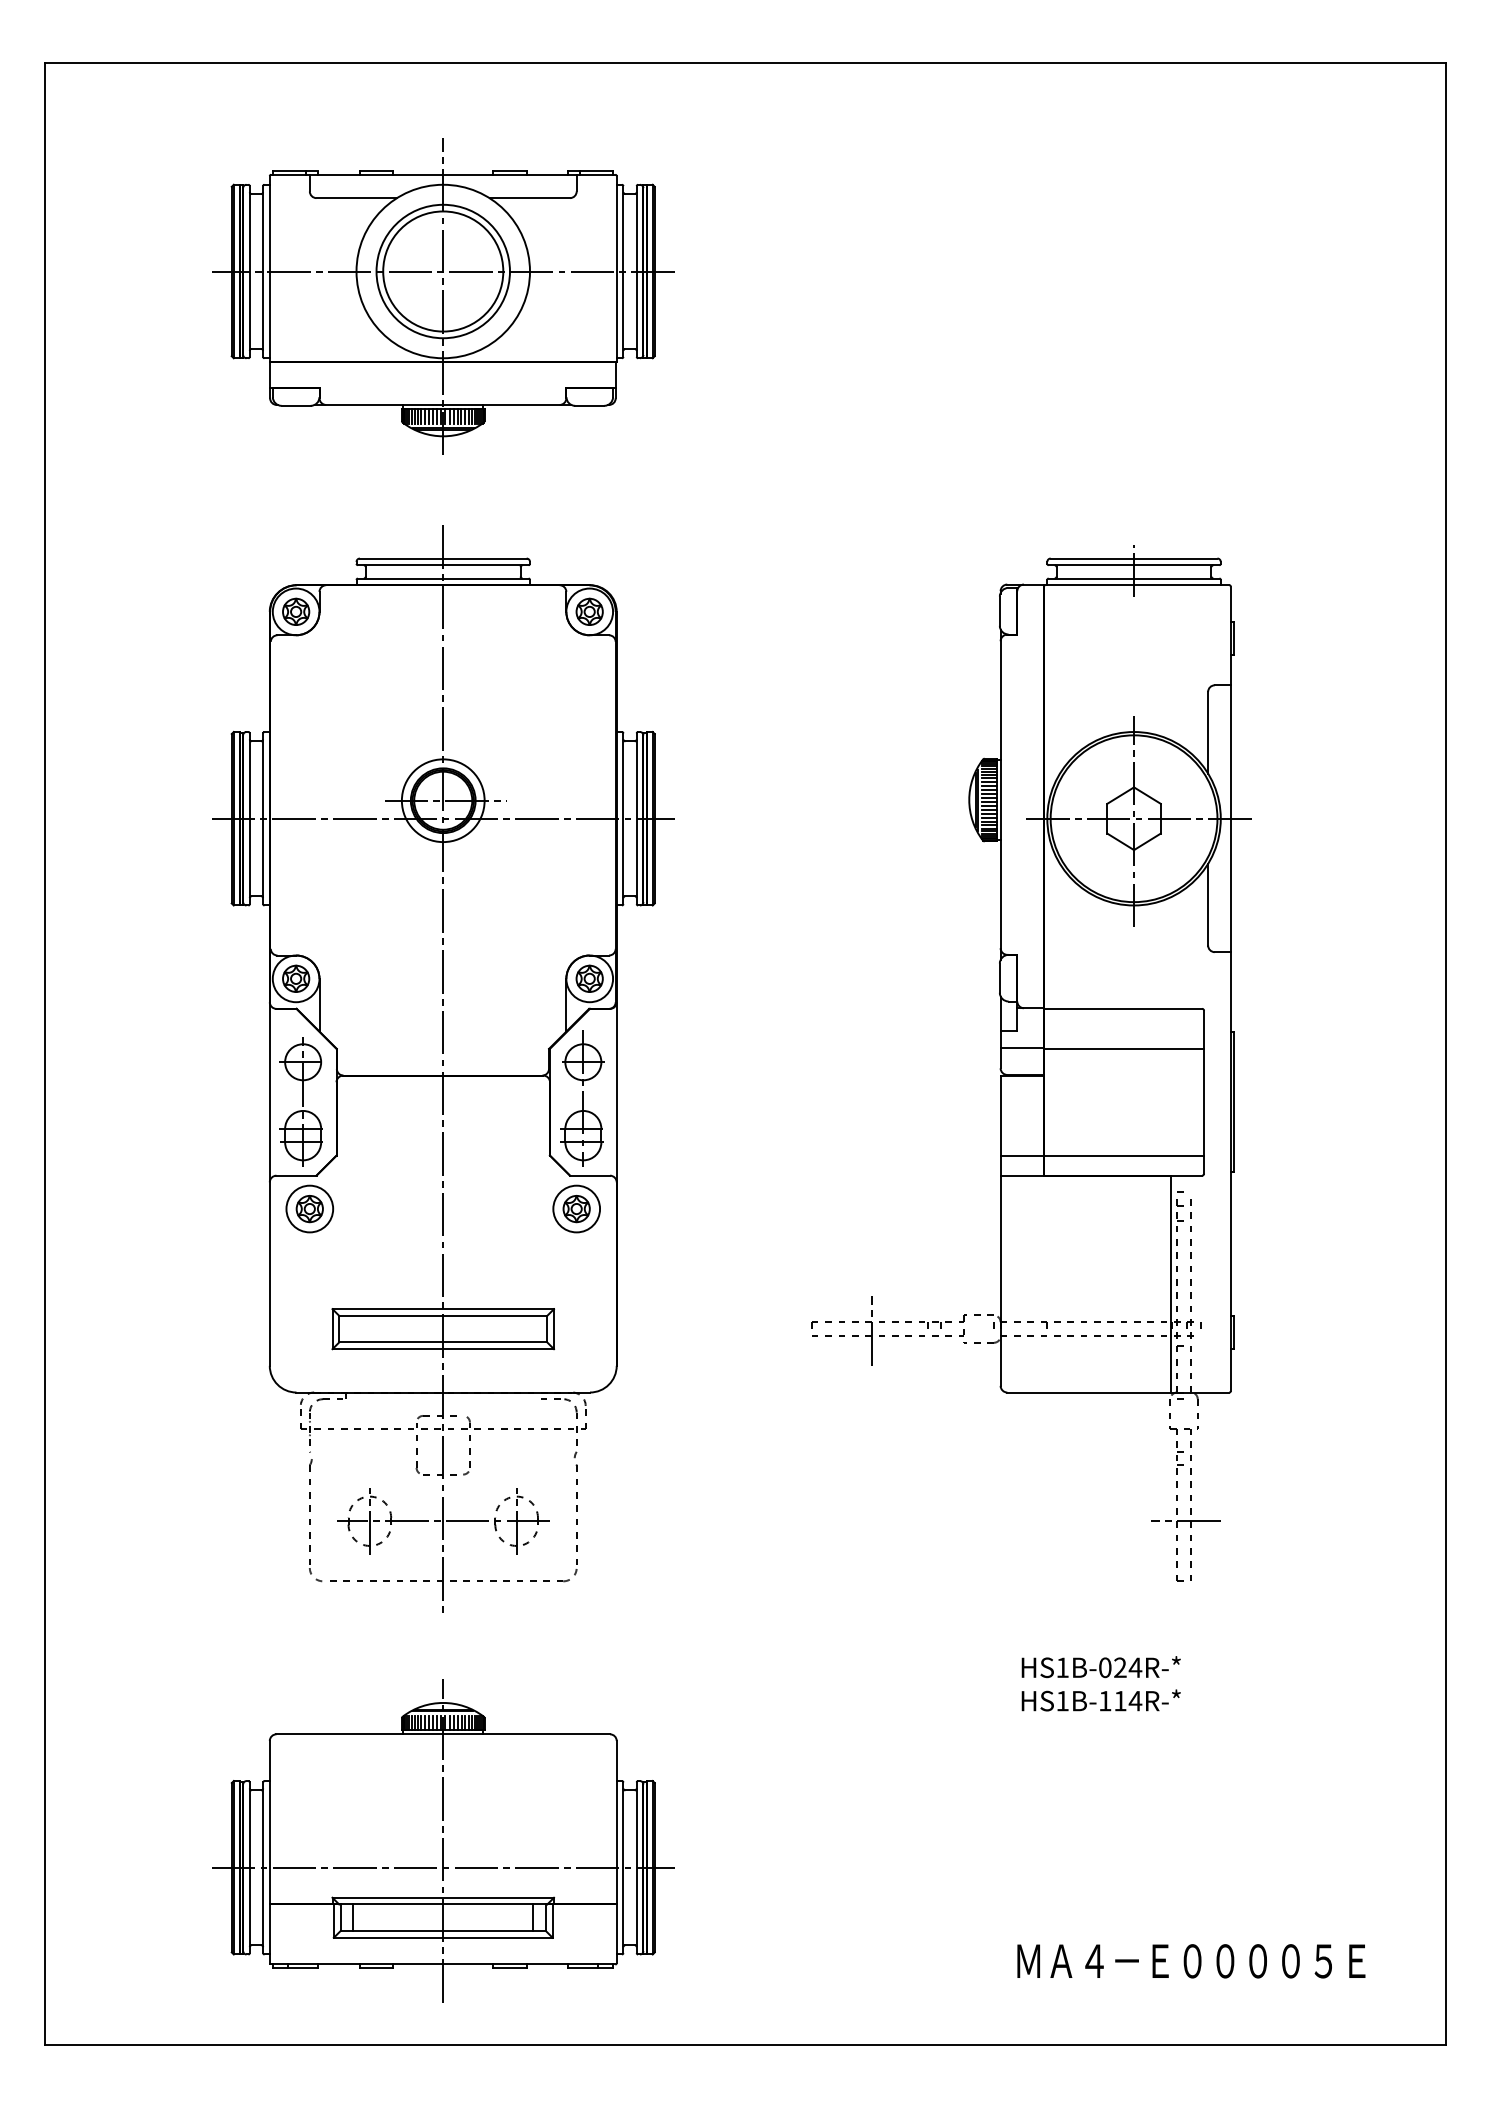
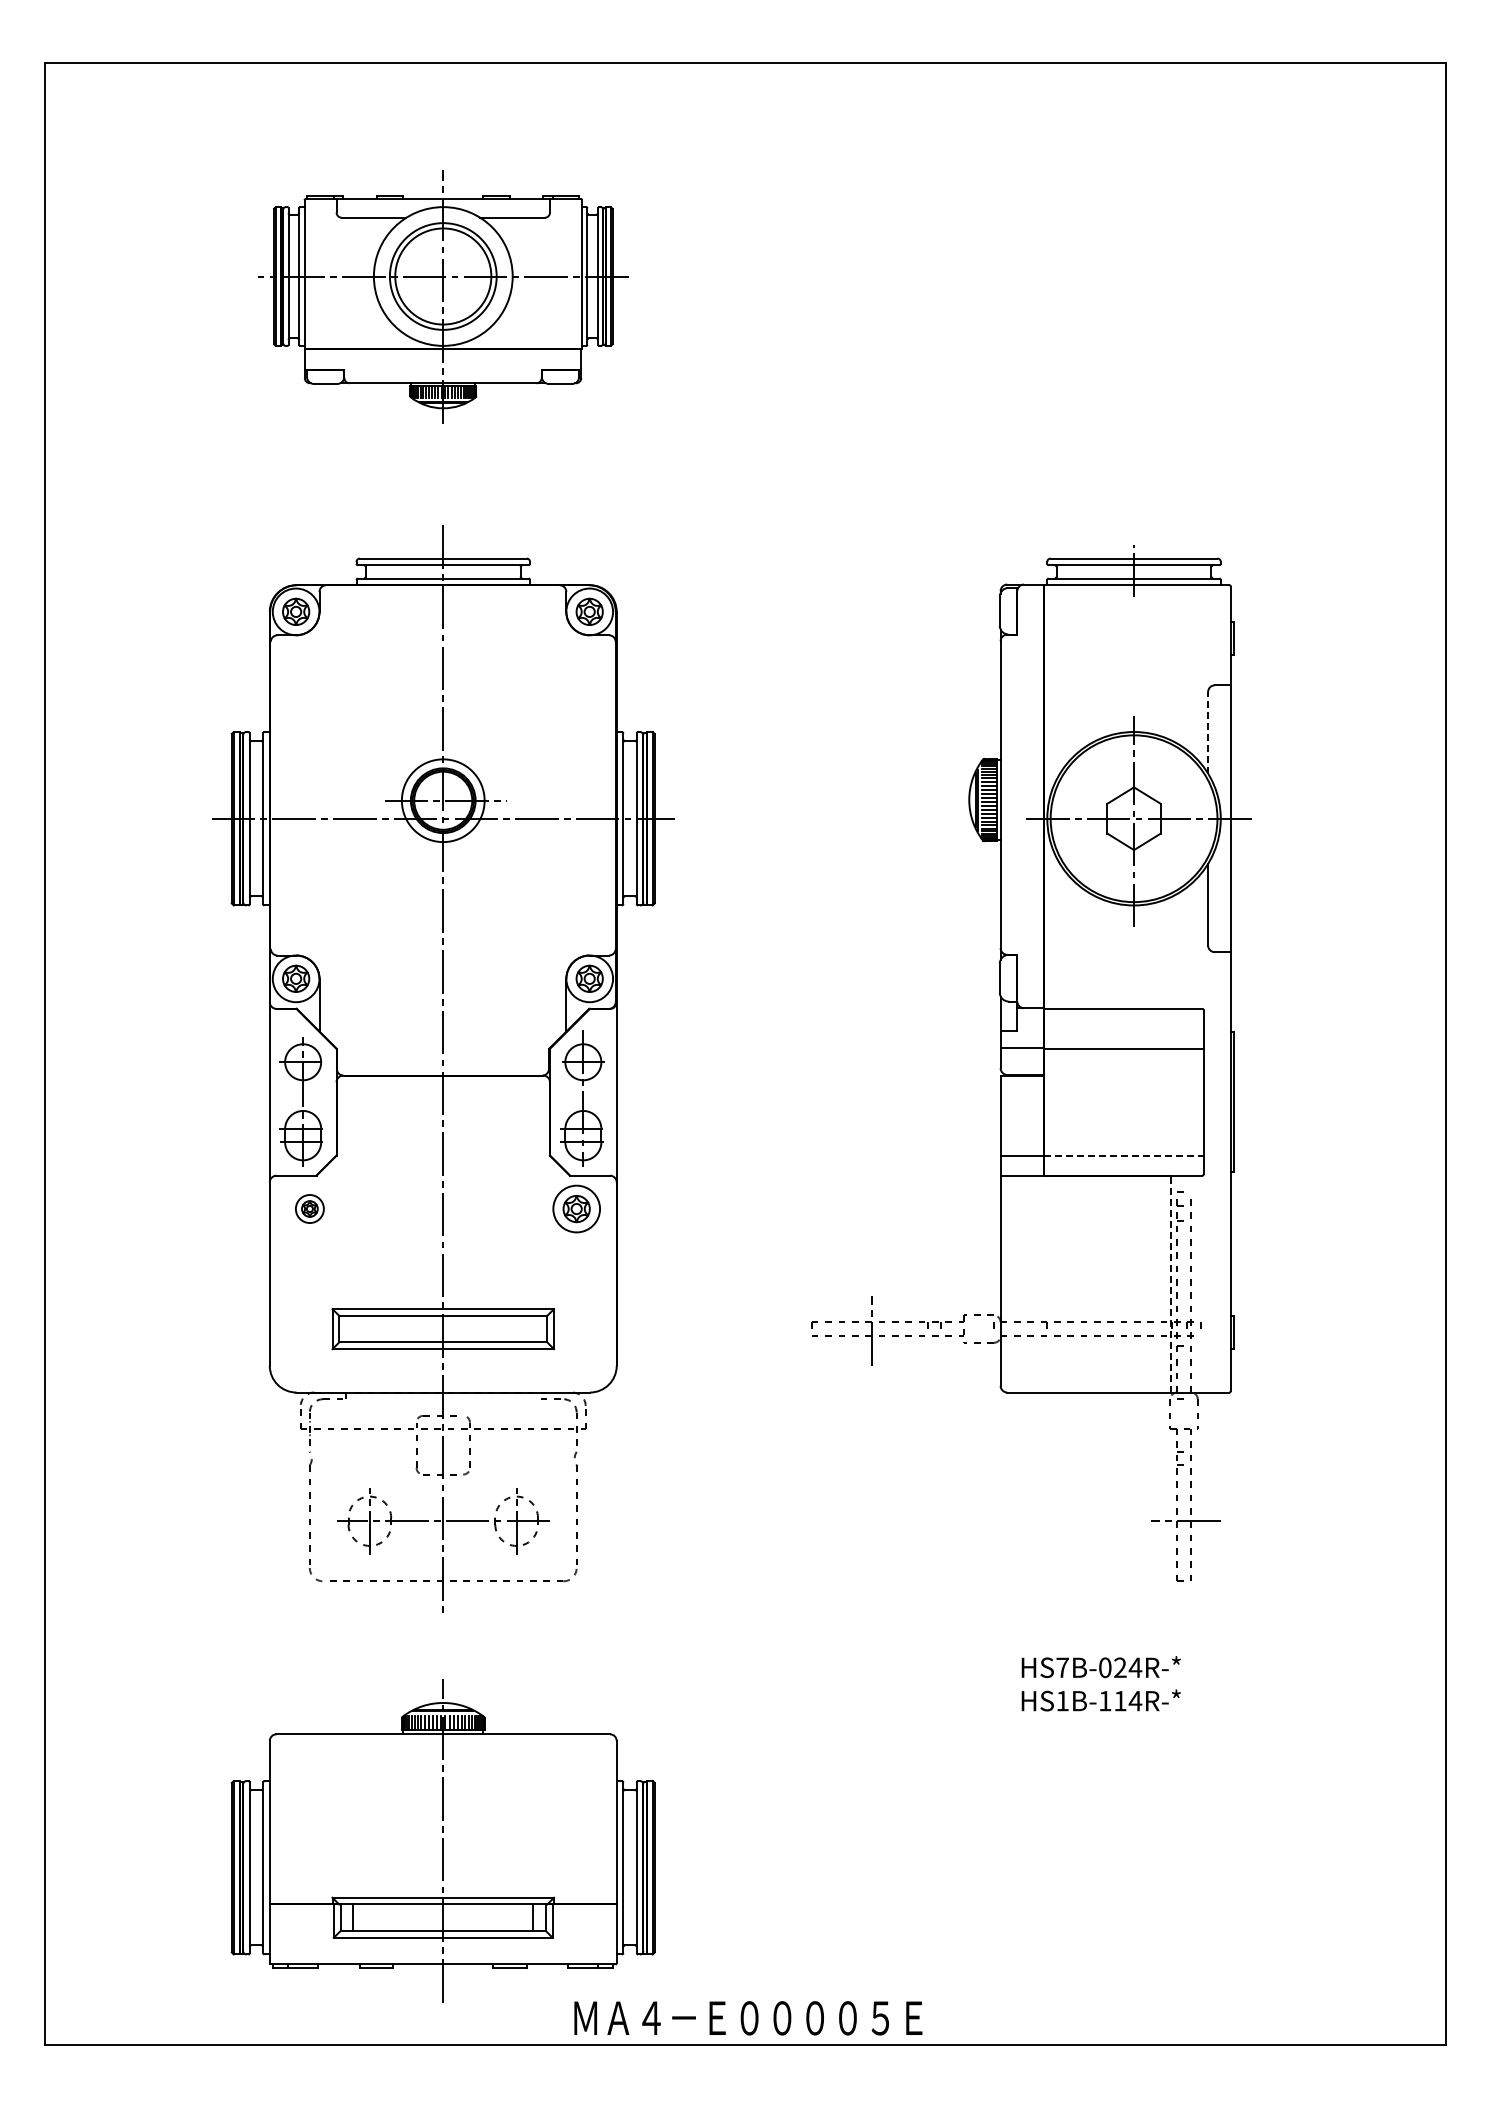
part size: 463x317 px -> 371x254 px (443, 296)
line: solid -> dashed (1208, 732)
line: solid -> dashed (1124, 1155)
part size: 50x50 px -> 30x30 px (309, 1208)
line: solid -> dashed (1170, 1283)
text: HS1B-024R-* -> HS7B-024R-* (1062, 1667)
line: present -> none (442, 1867)
text position: (1191, 1961) -> (748, 2018) (748, 2018)
